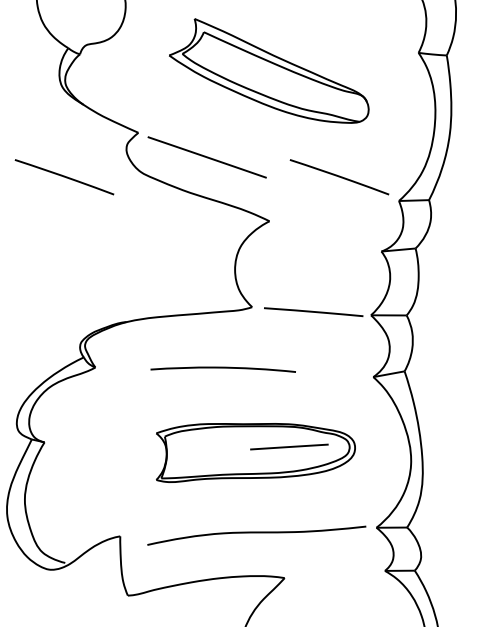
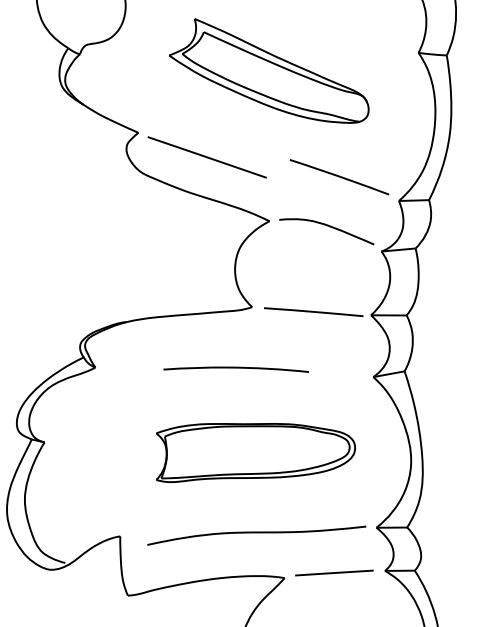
line: present -> none (64, 177)
curve: none -> present (329, 227)
curve position: (222, 368) -> (235, 368) (235, 368)
line position: (289, 446) -> (334, 572) (334, 572)
